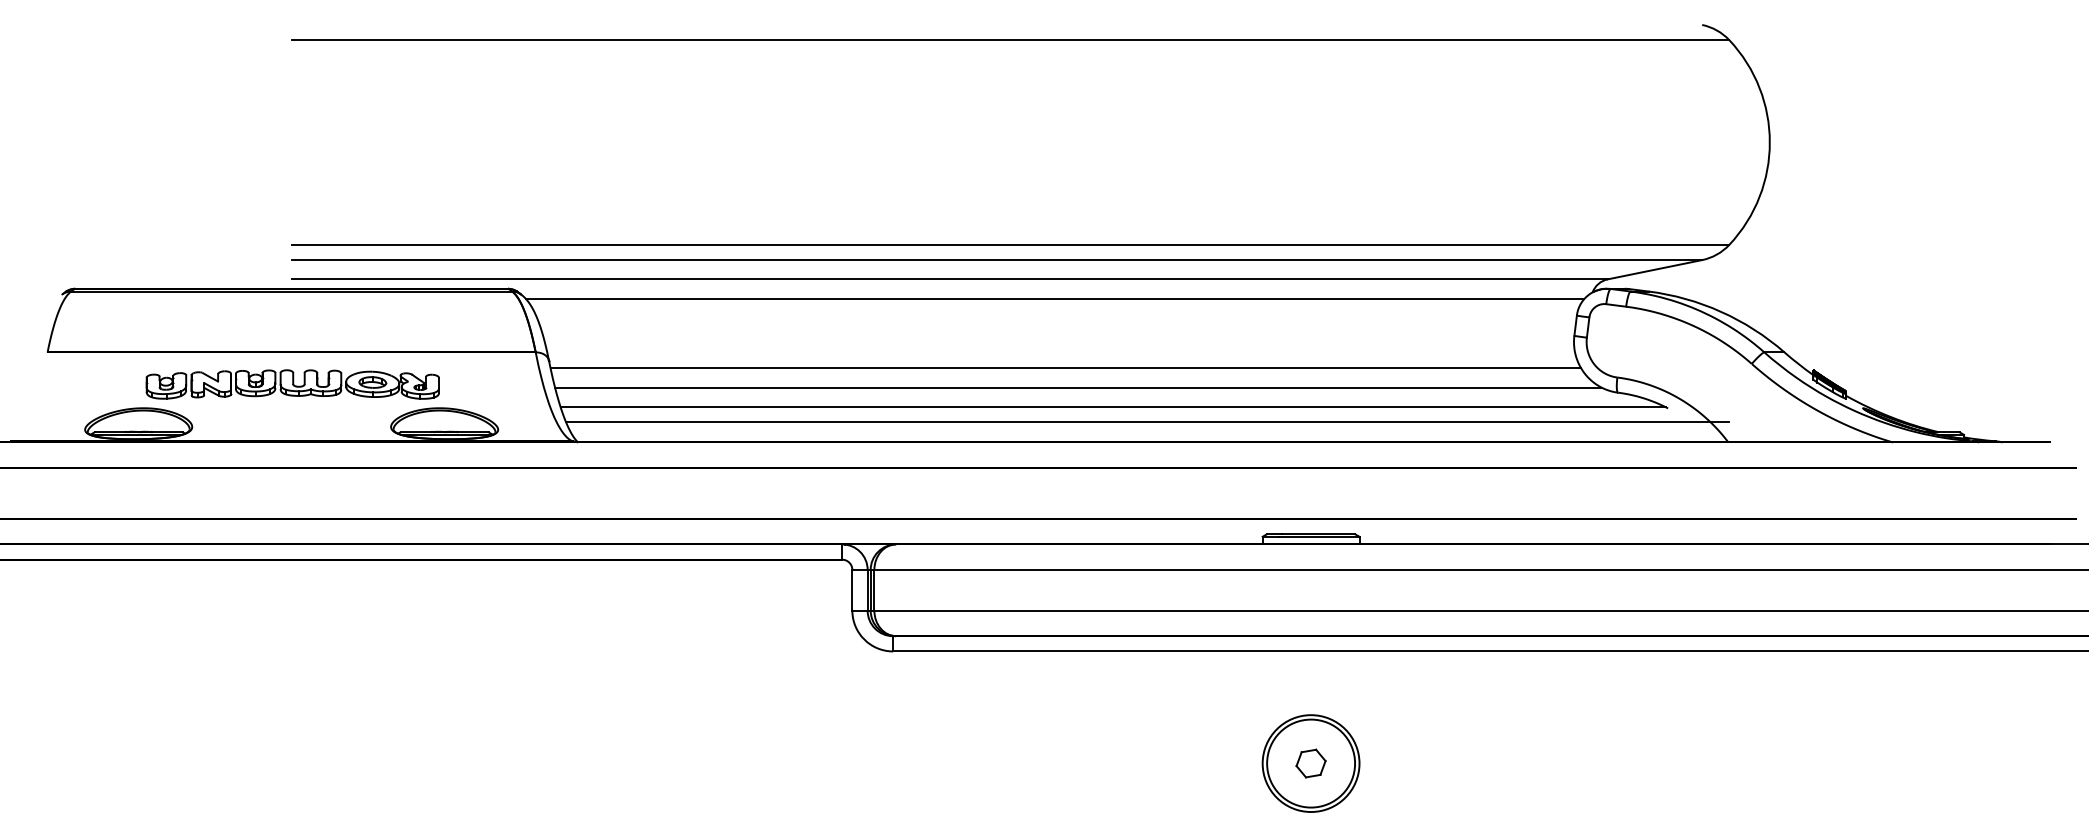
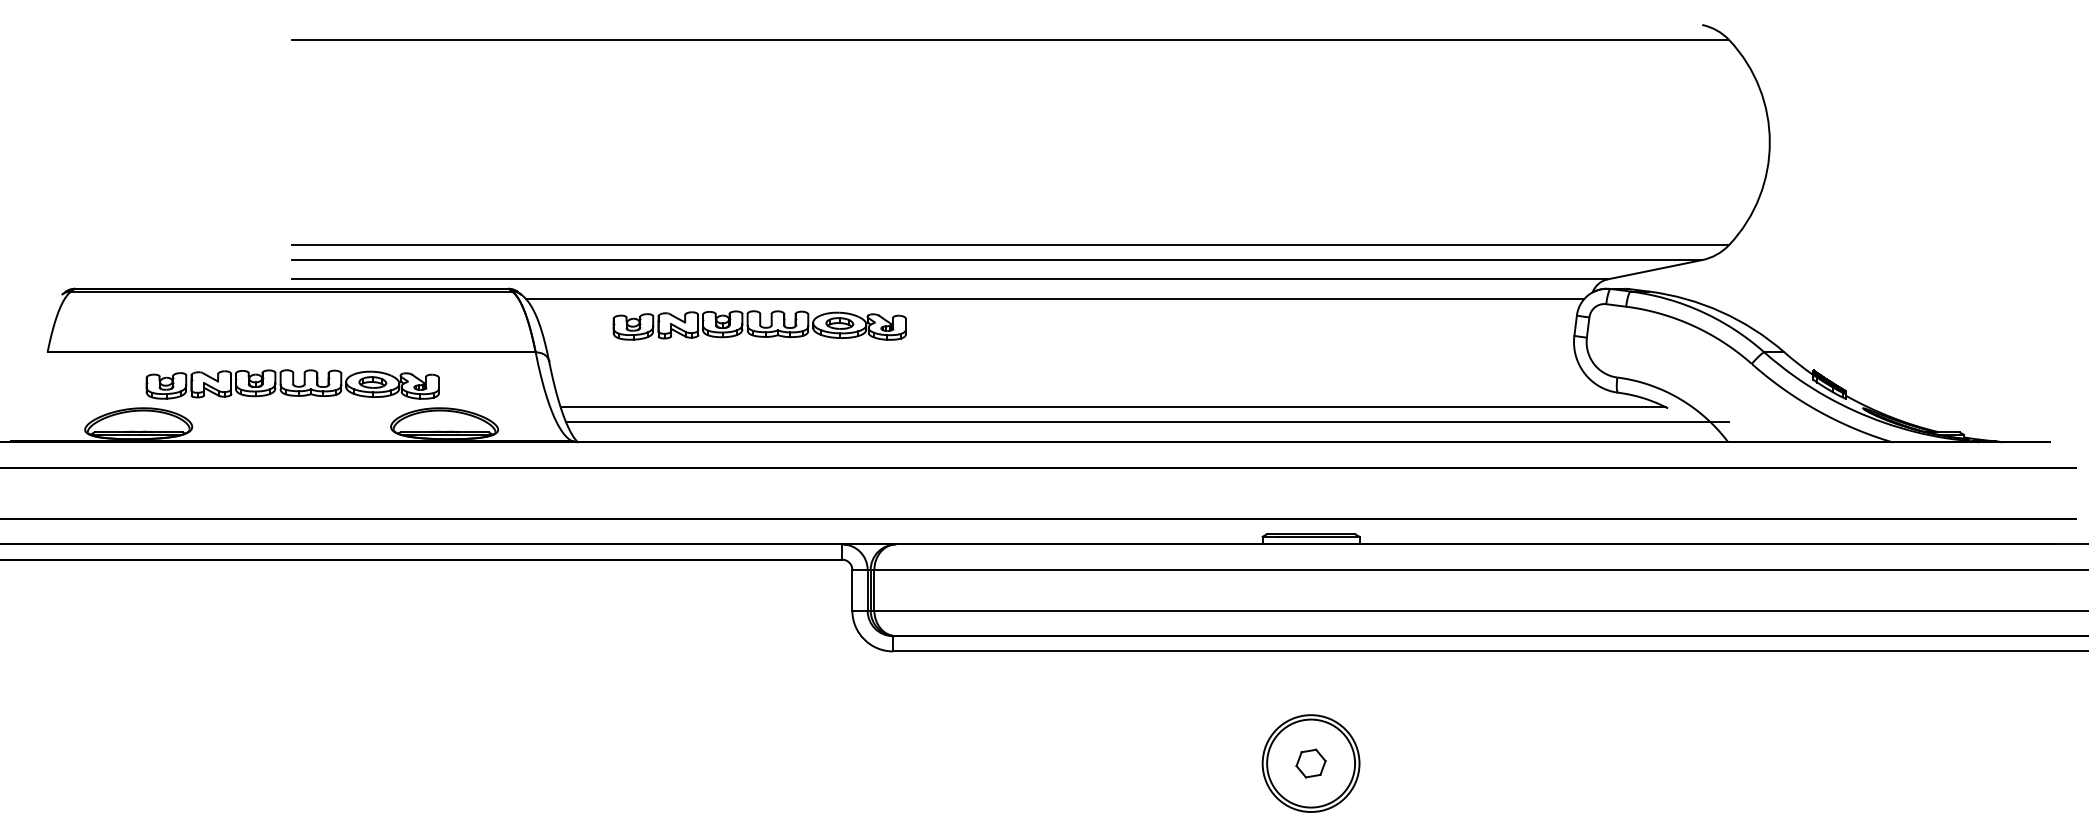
part: none -> present (759, 325)
line: present -> none (1065, 368)
line: present -> none (1078, 387)
